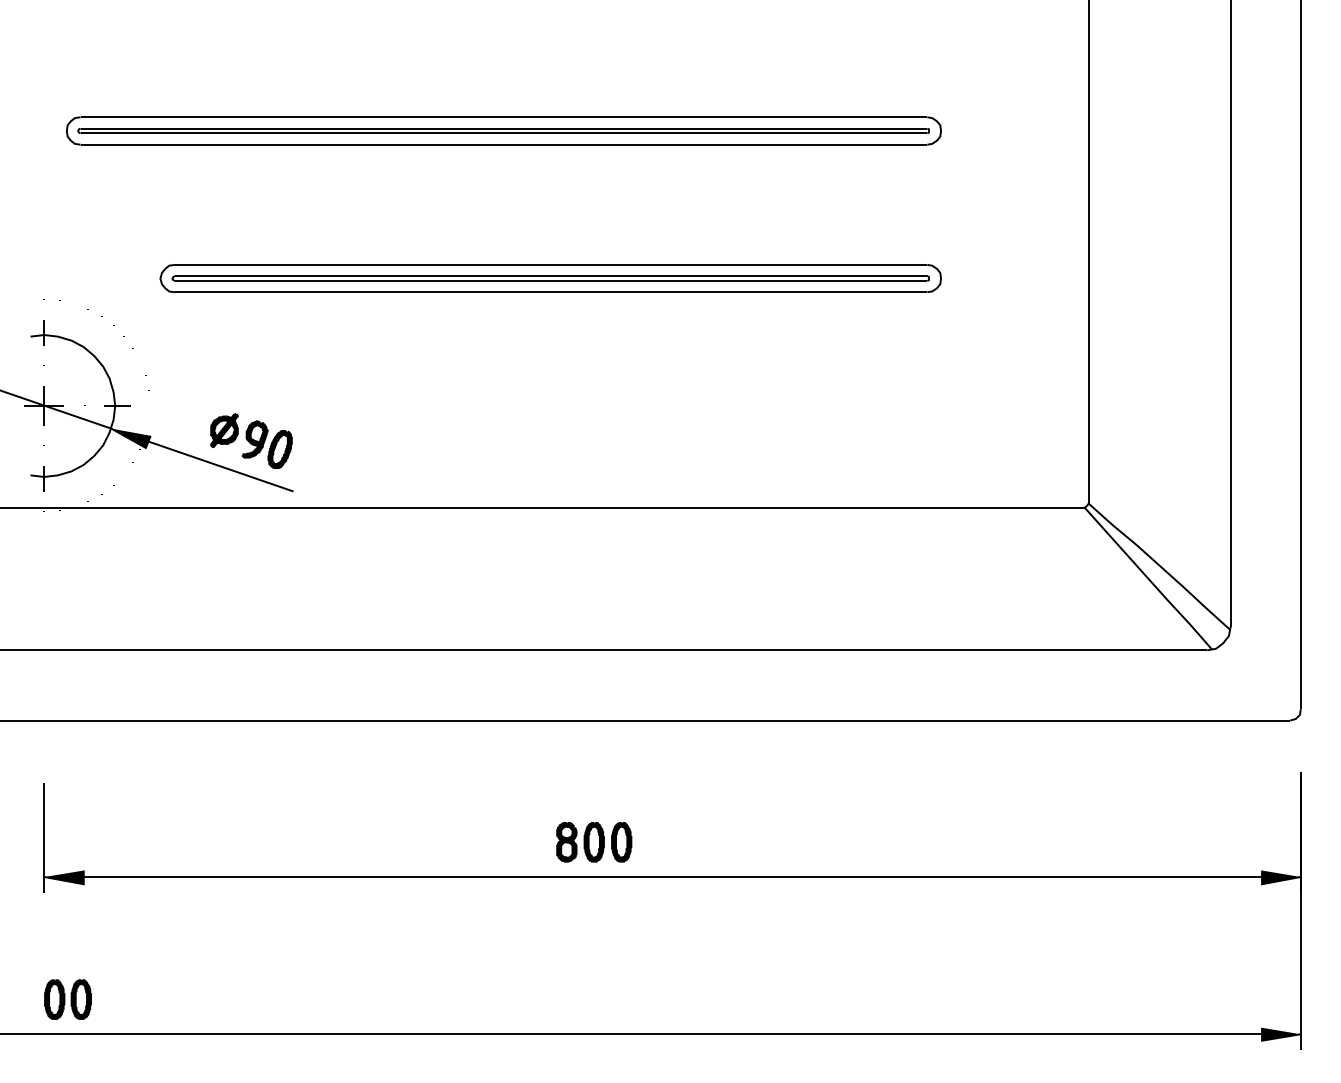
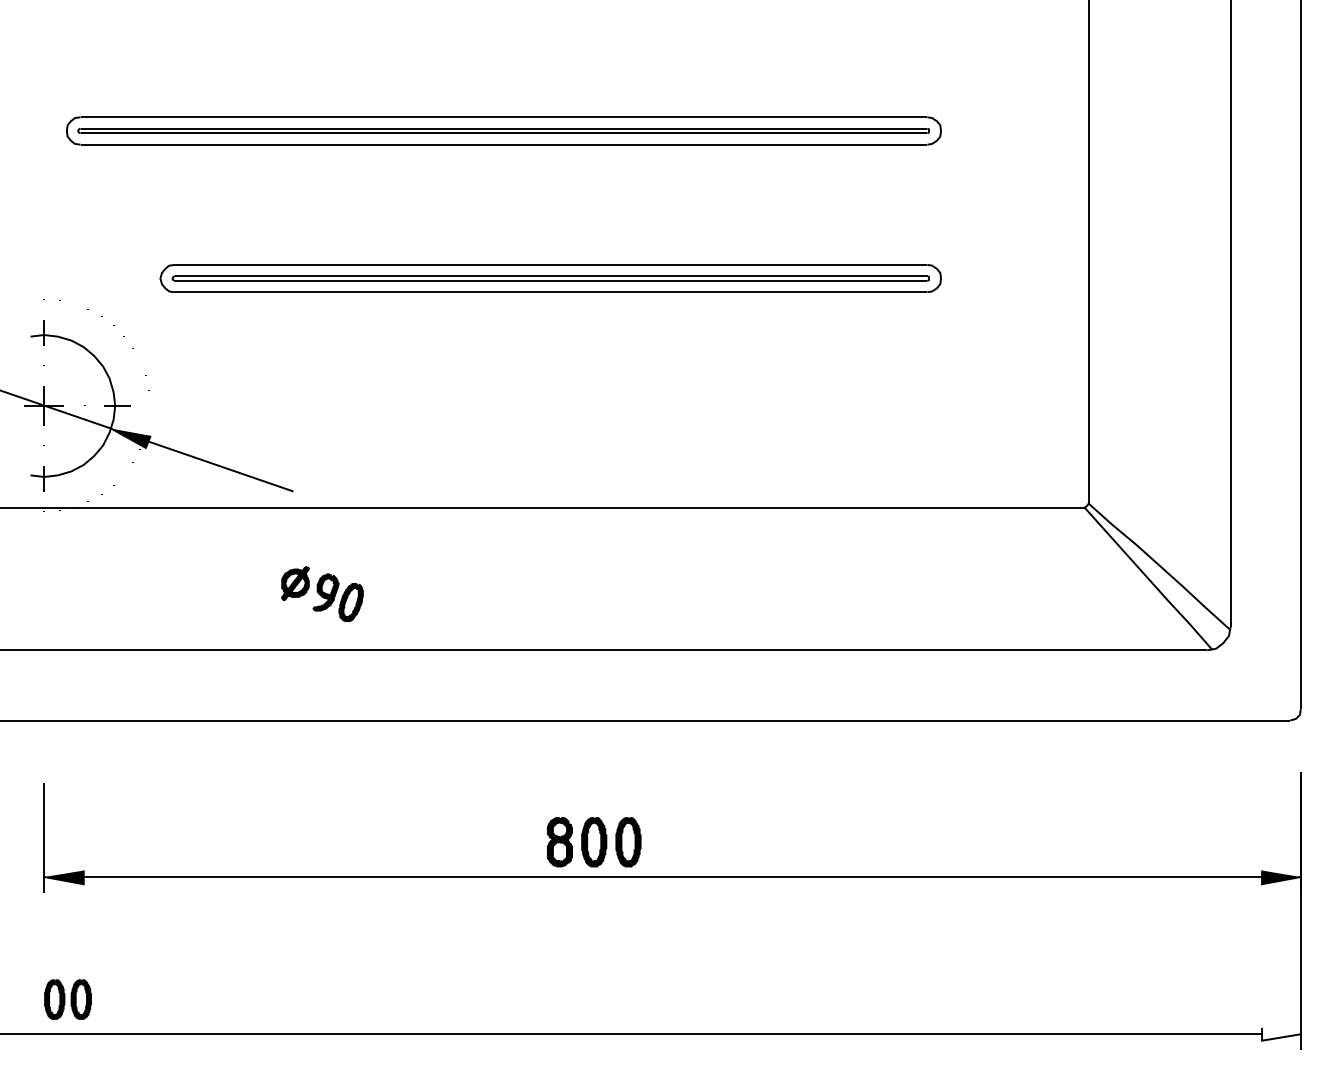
part position: (251, 440) -> (322, 593) (322, 593)
part size: 77x41 px -> 95x51 px (594, 842)
fill: present -> none (1281, 1033)
